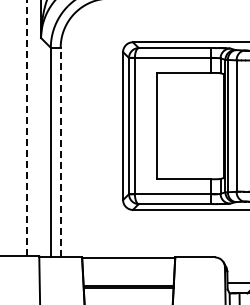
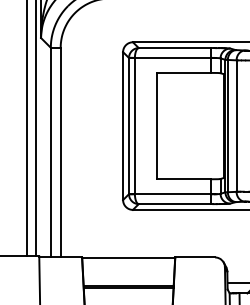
line: dashed -> solid (26, 128)
line: none -> present (36, 129)
line: dashed -> solid (60, 152)
